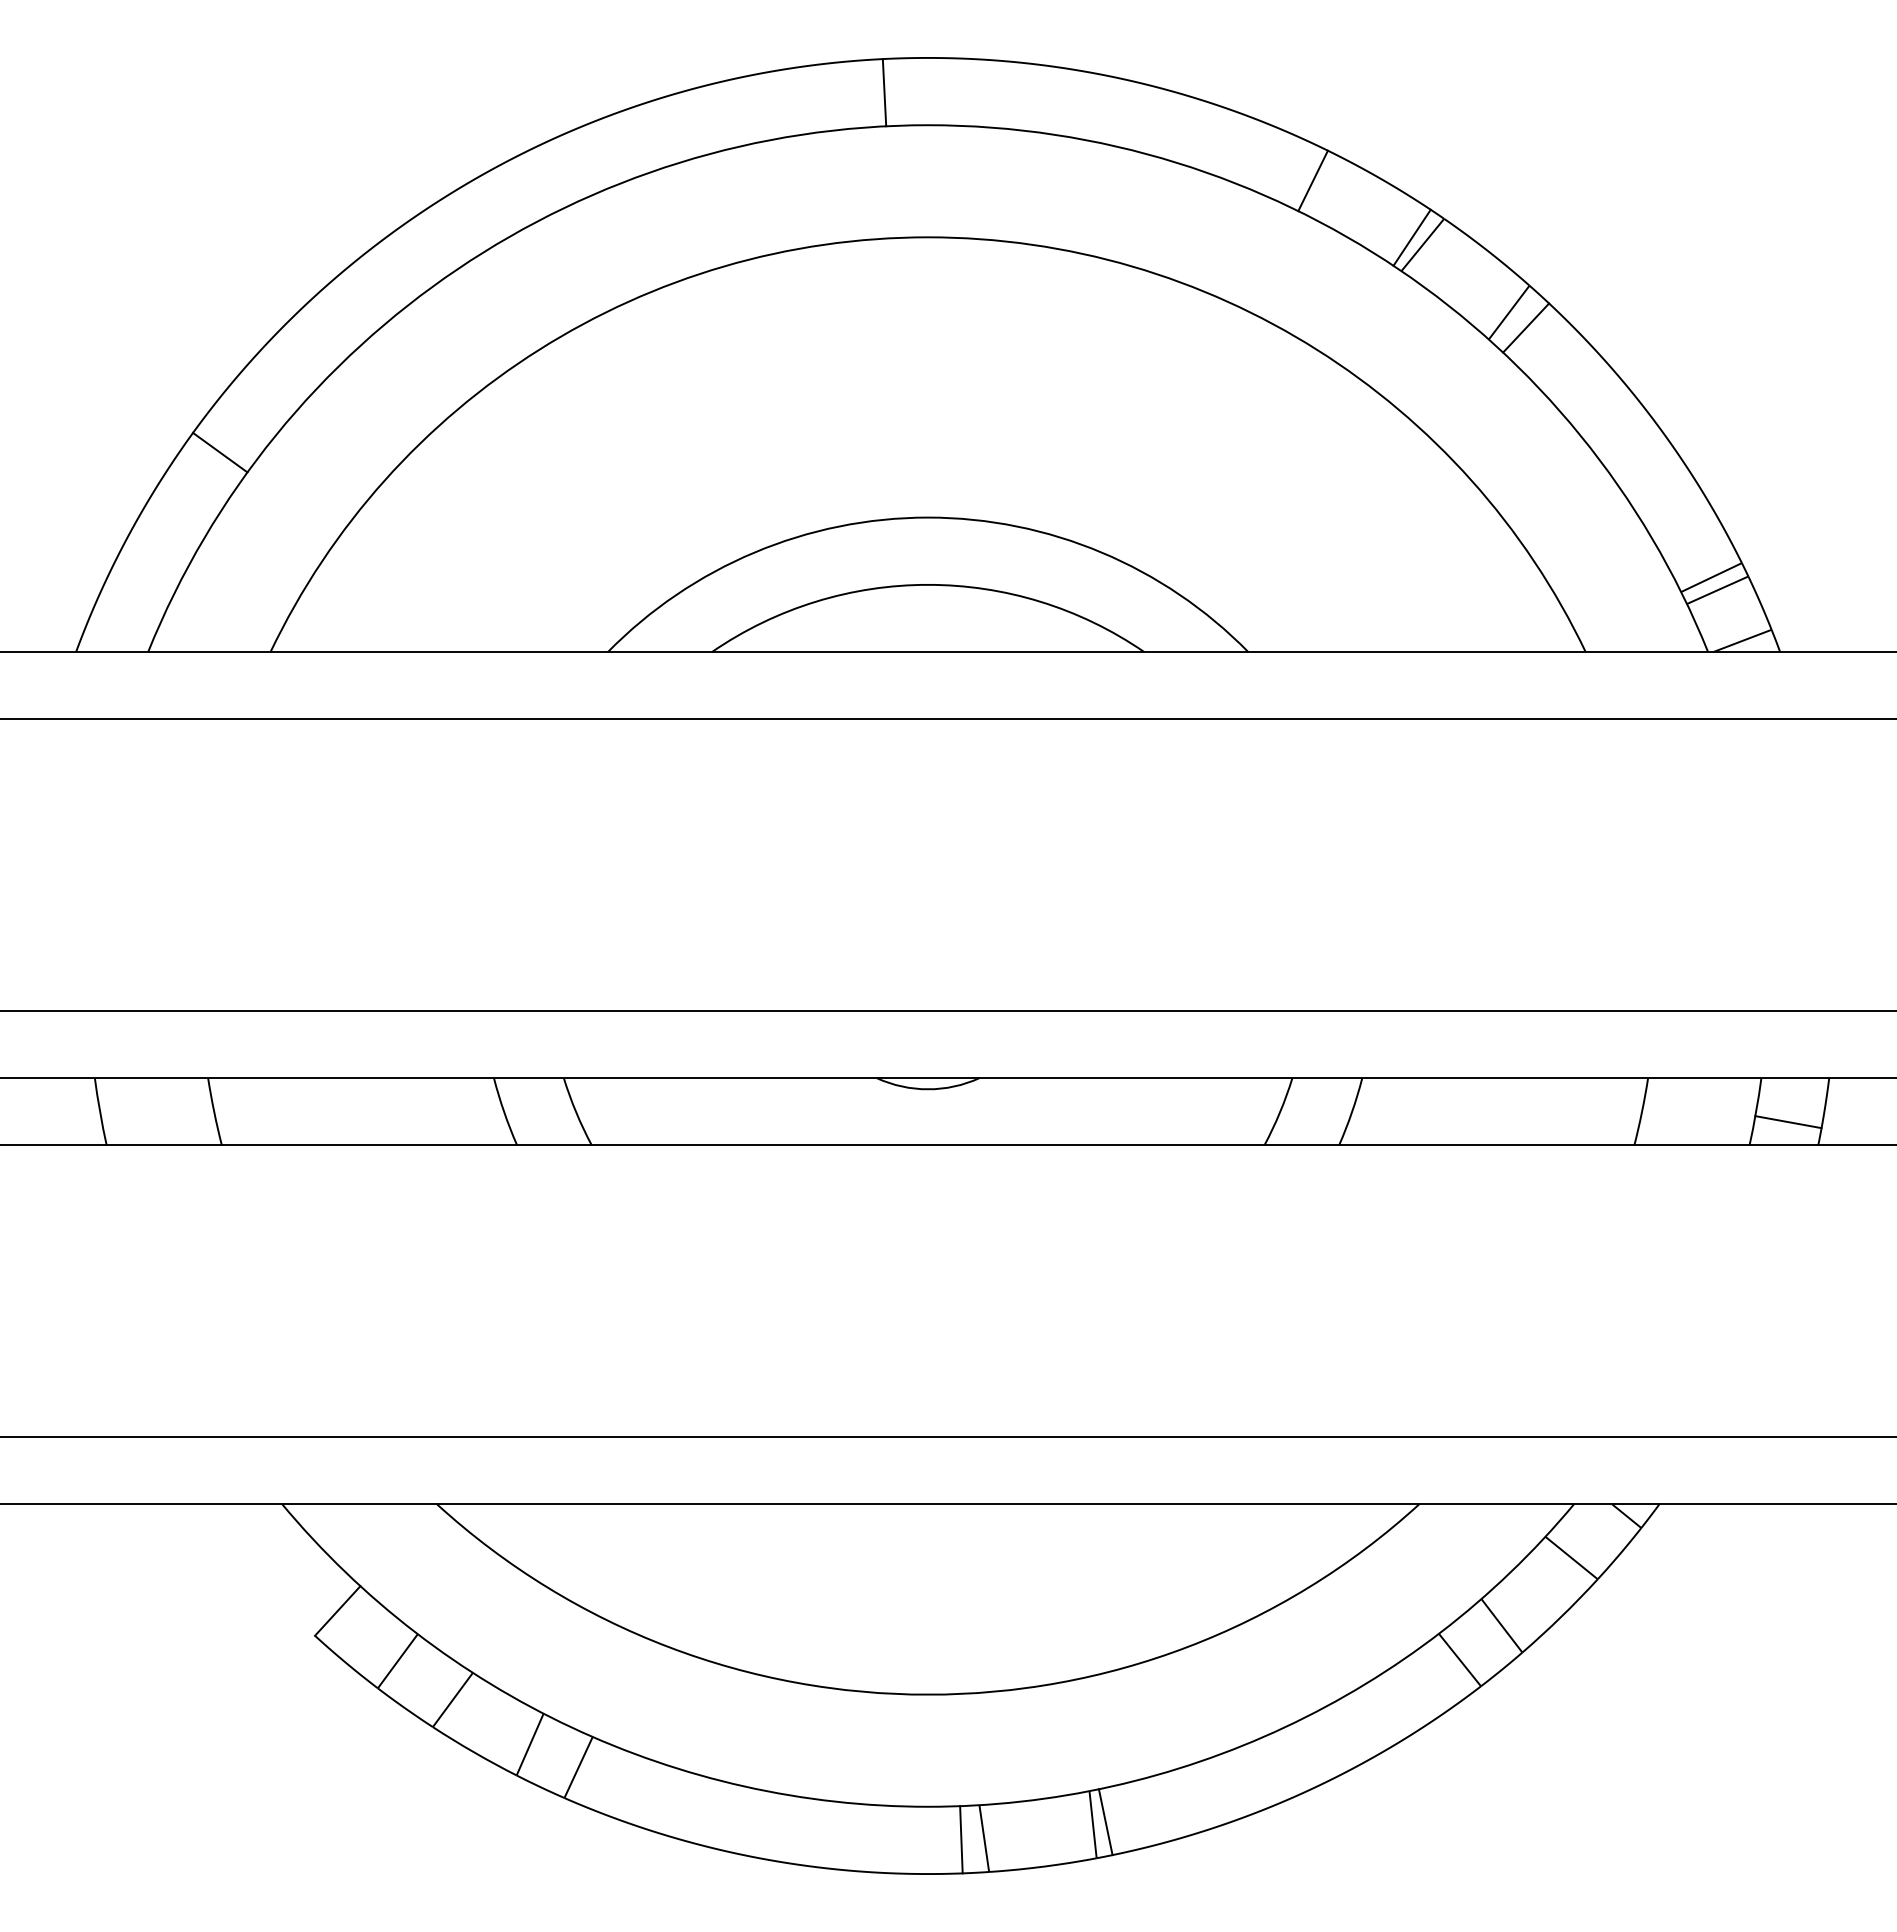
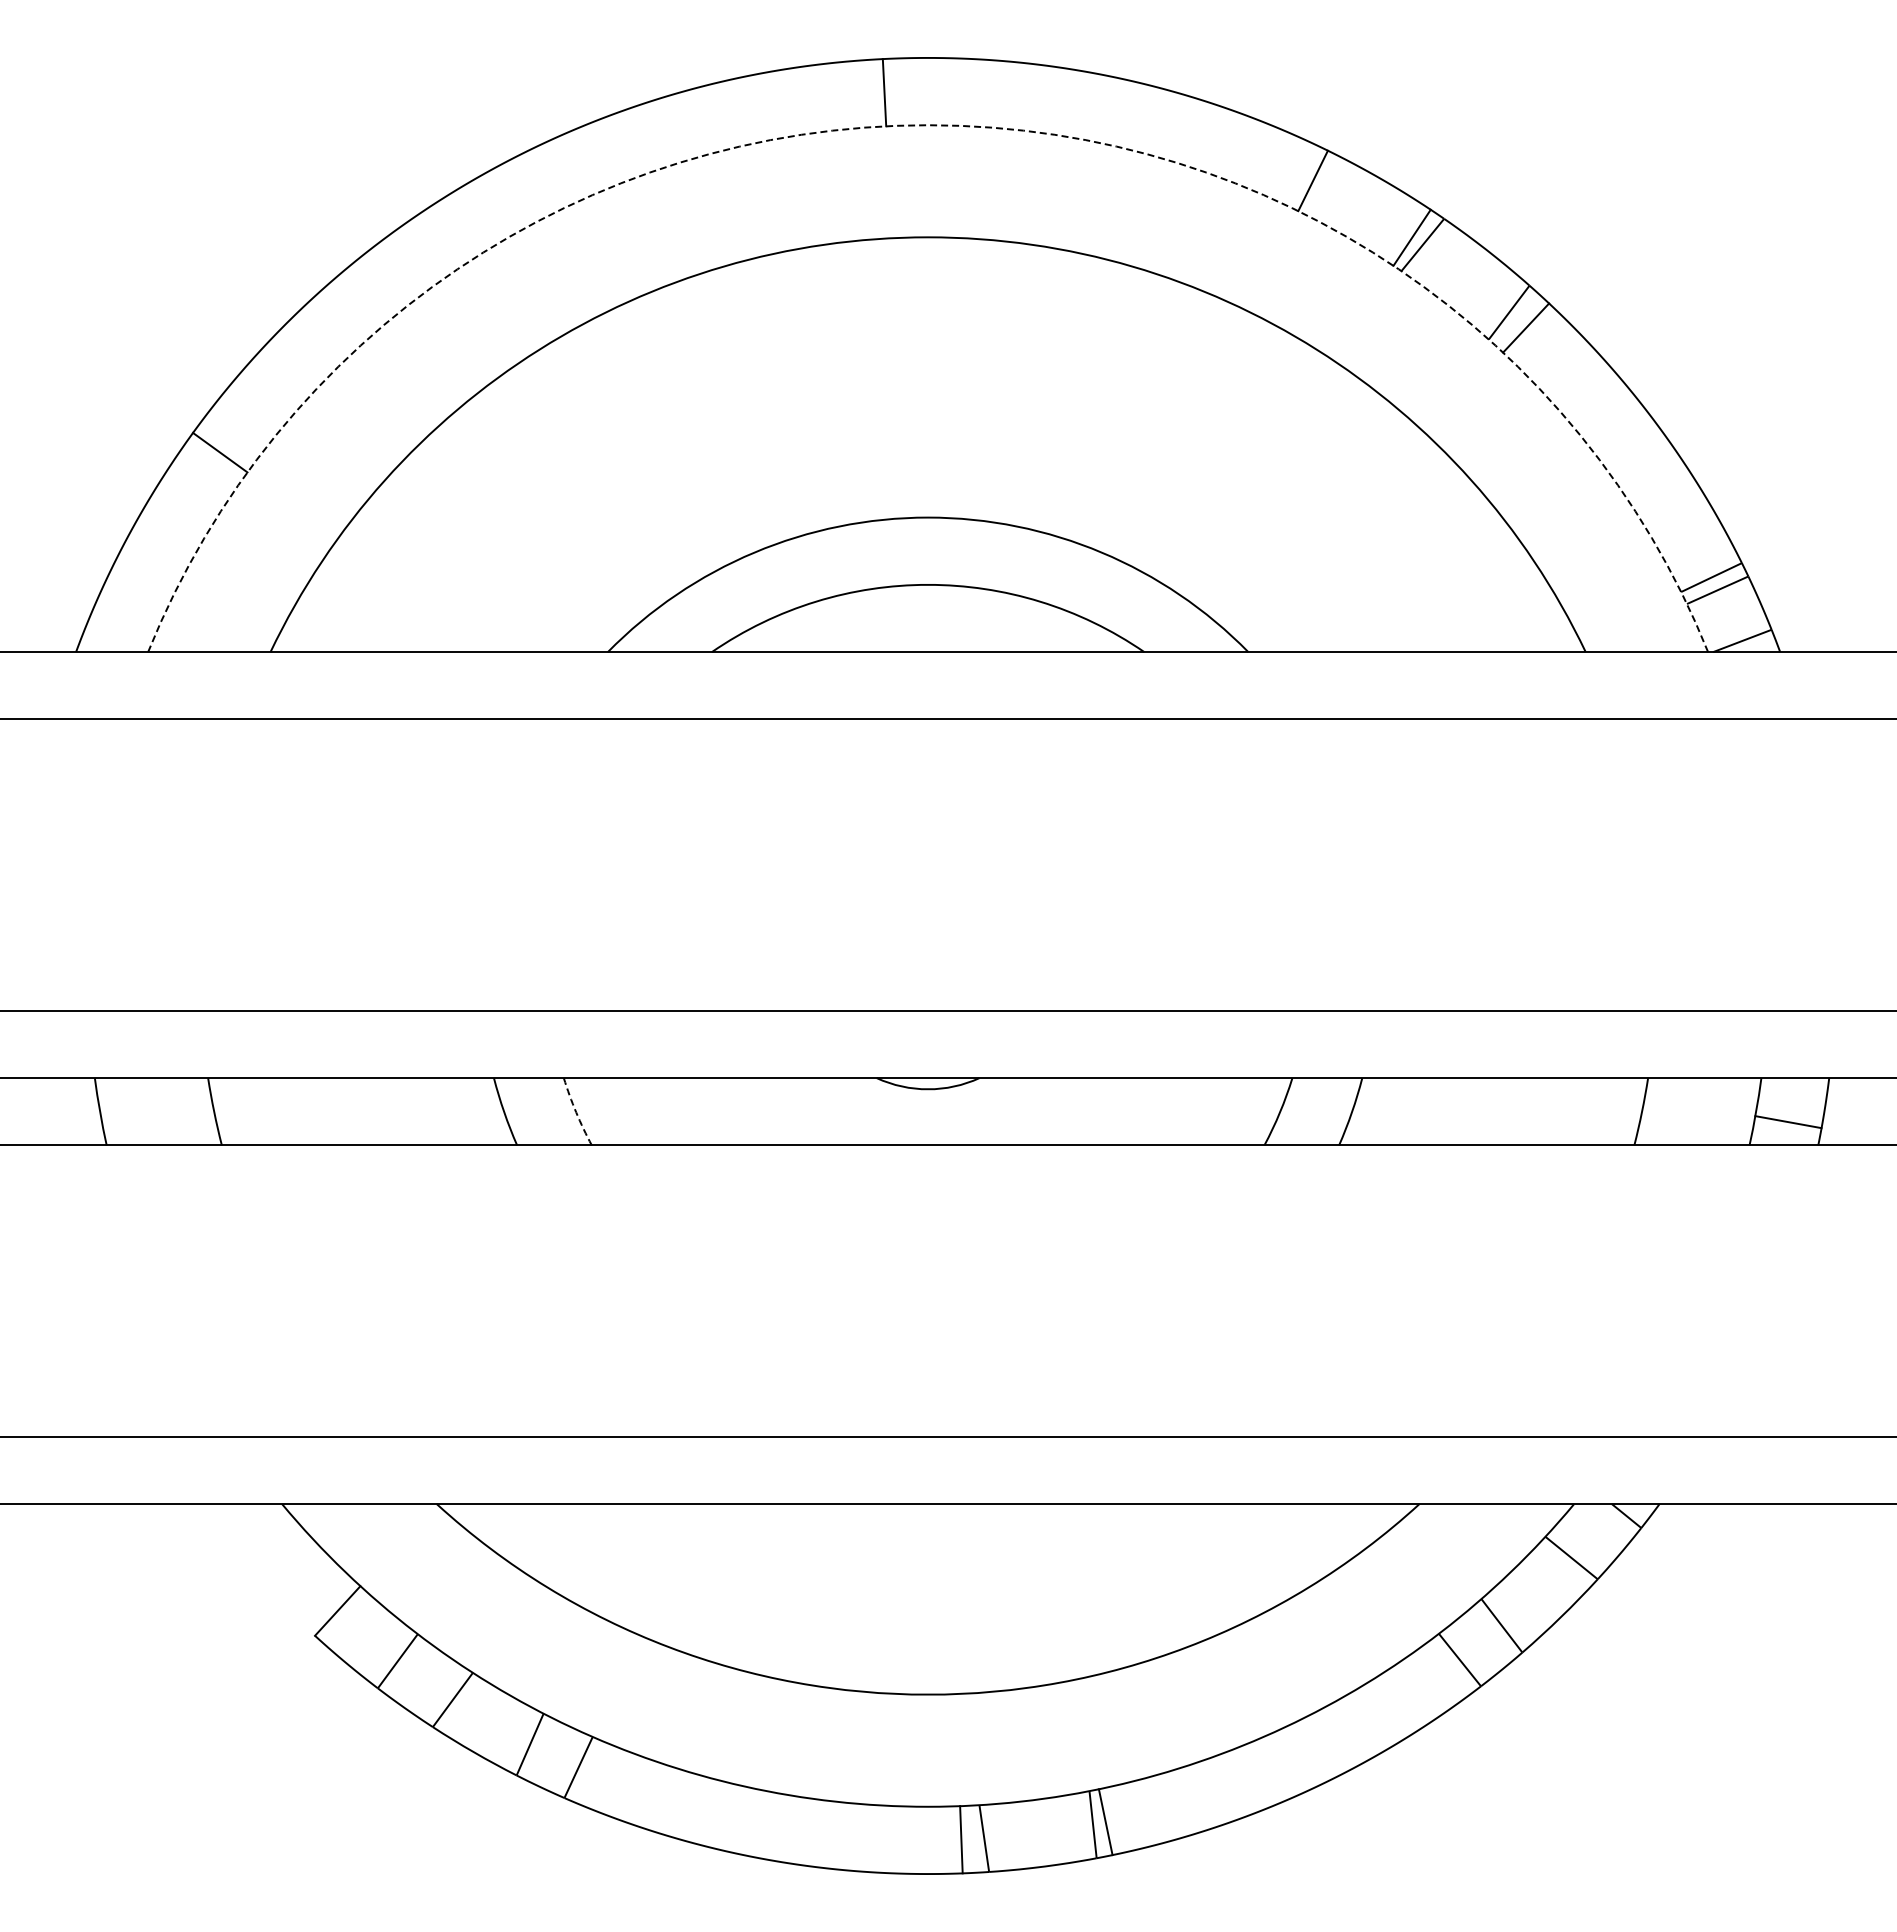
arc: solid -> dashed (928, 125)
arc: solid -> dashed (576, 1112)
